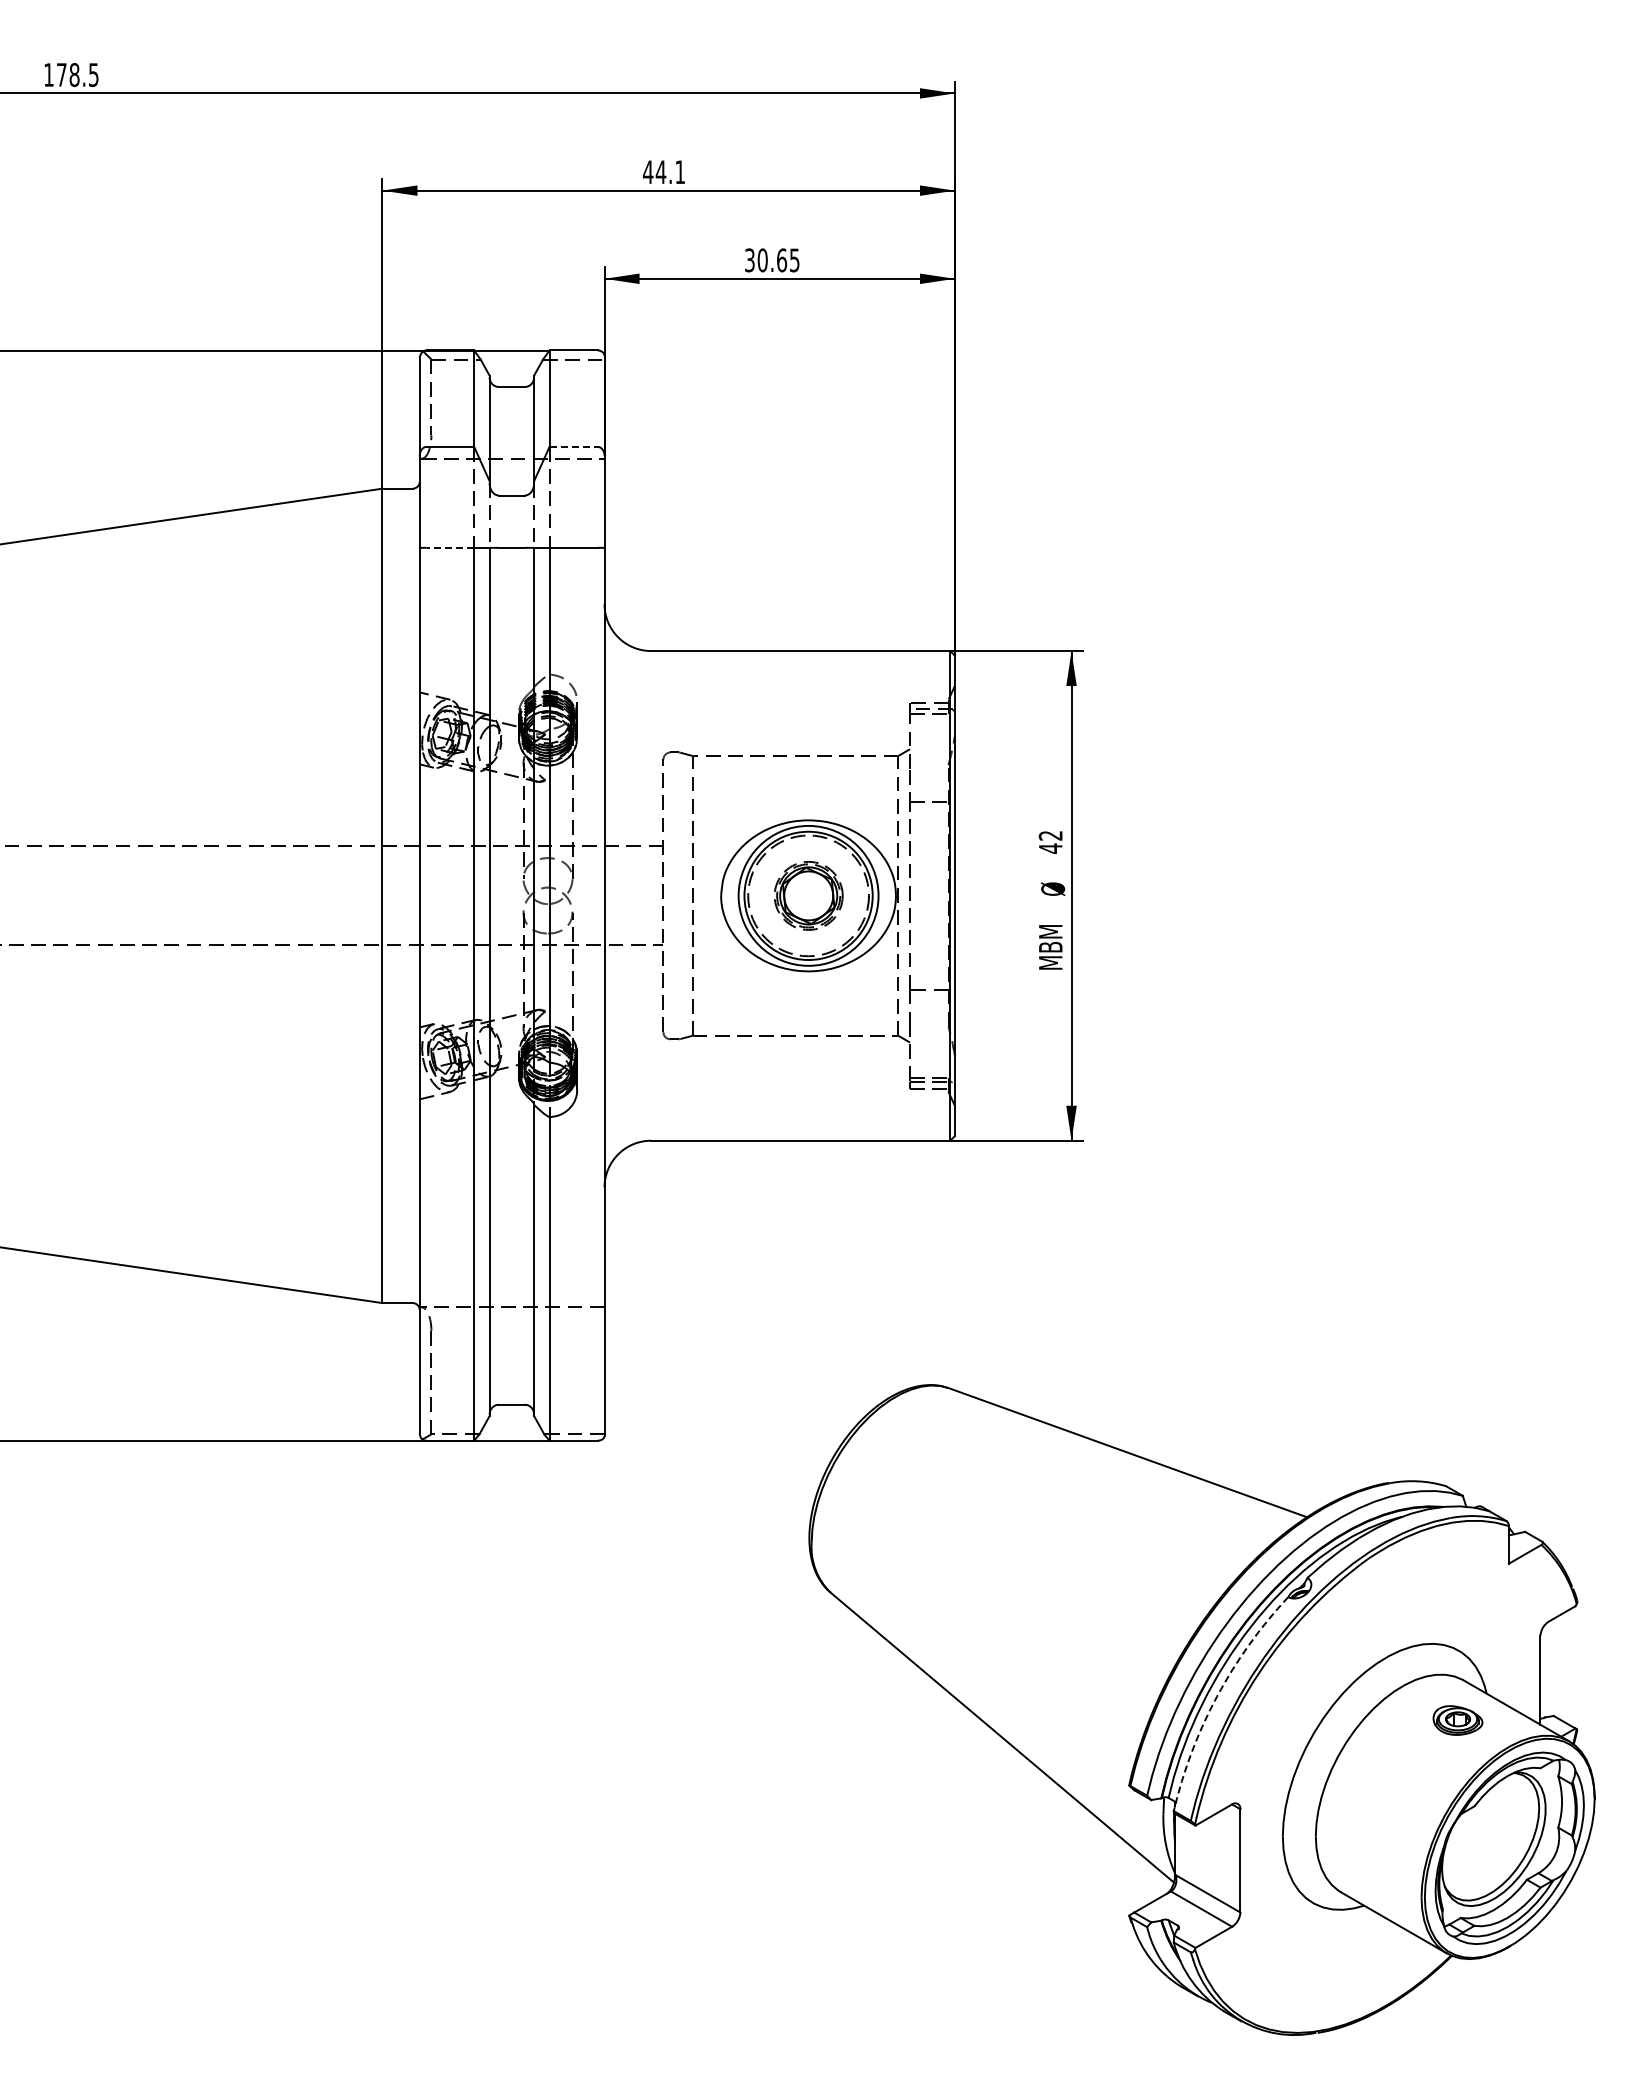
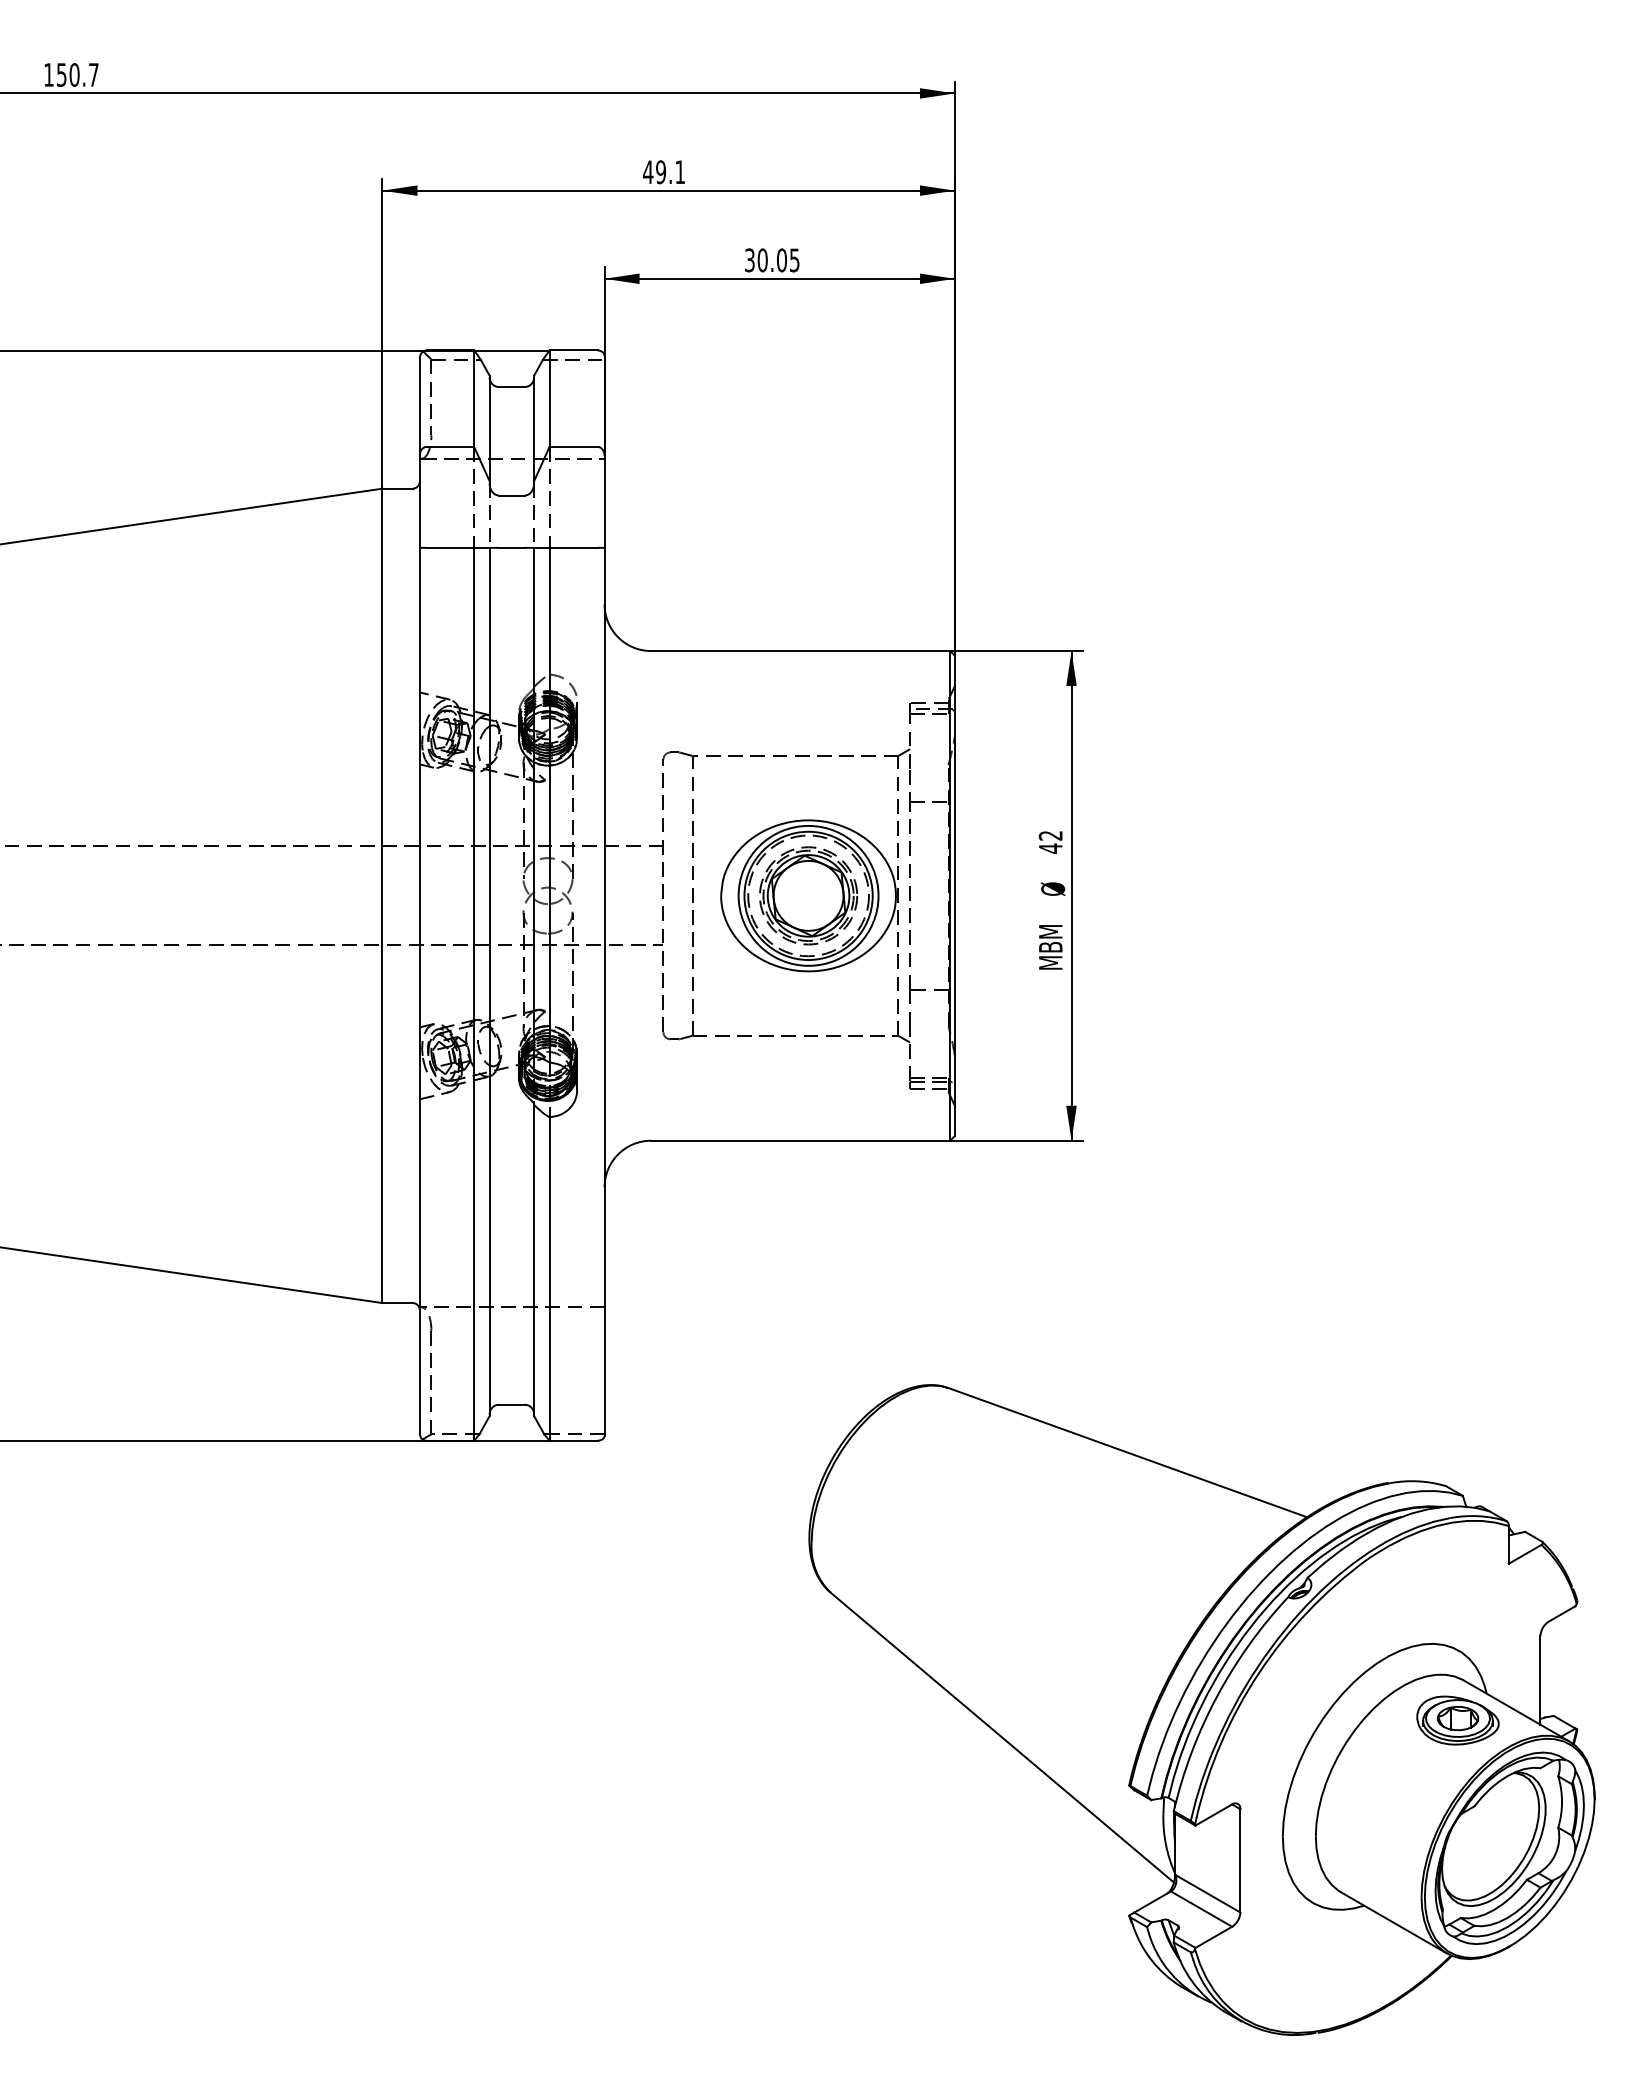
text: 178.5 -> 150.7 (77, 74)
text: 44.1 -> 49.1 (660, 172)
text: 30.65 -> 30.05 (782, 260)
line: dashed -> solid (574, 446)
line: dashed -> solid (450, 547)
part size: 70x70 px -> 100x100 px (808, 895)
arc: dashed -> solid (1217, 1696)
part size: 52x31 px -> 84x51 px (1457, 1720)
